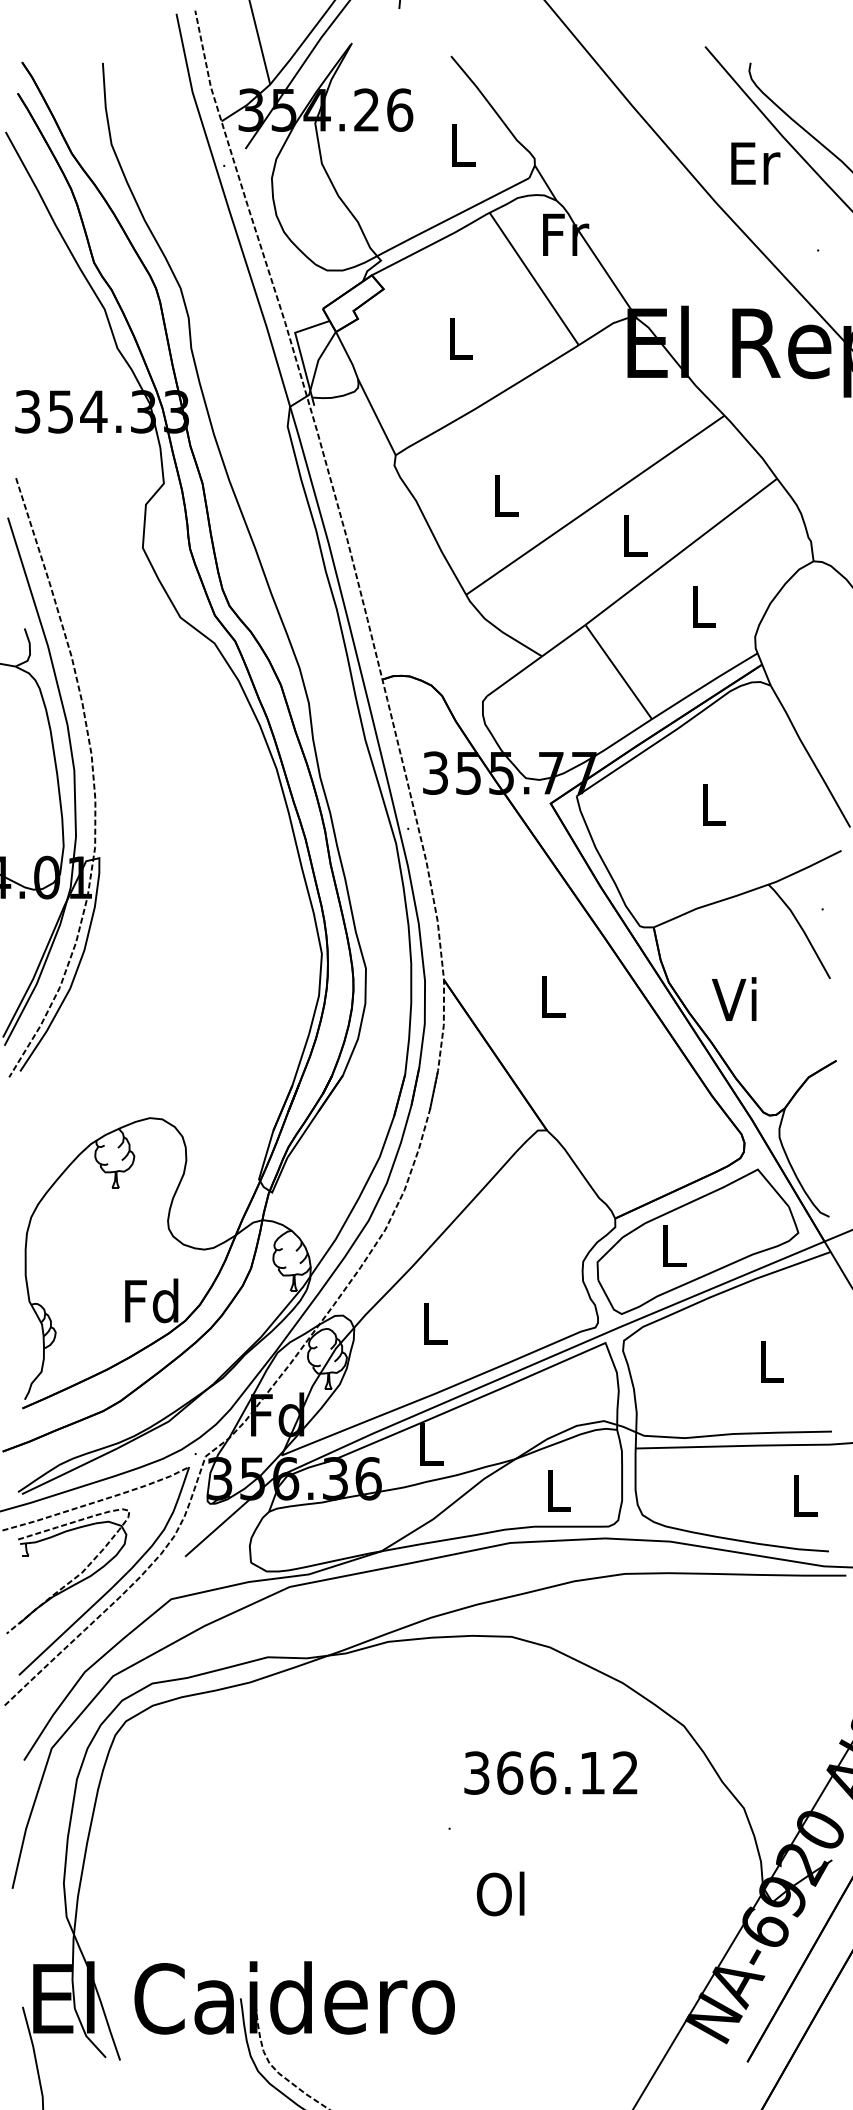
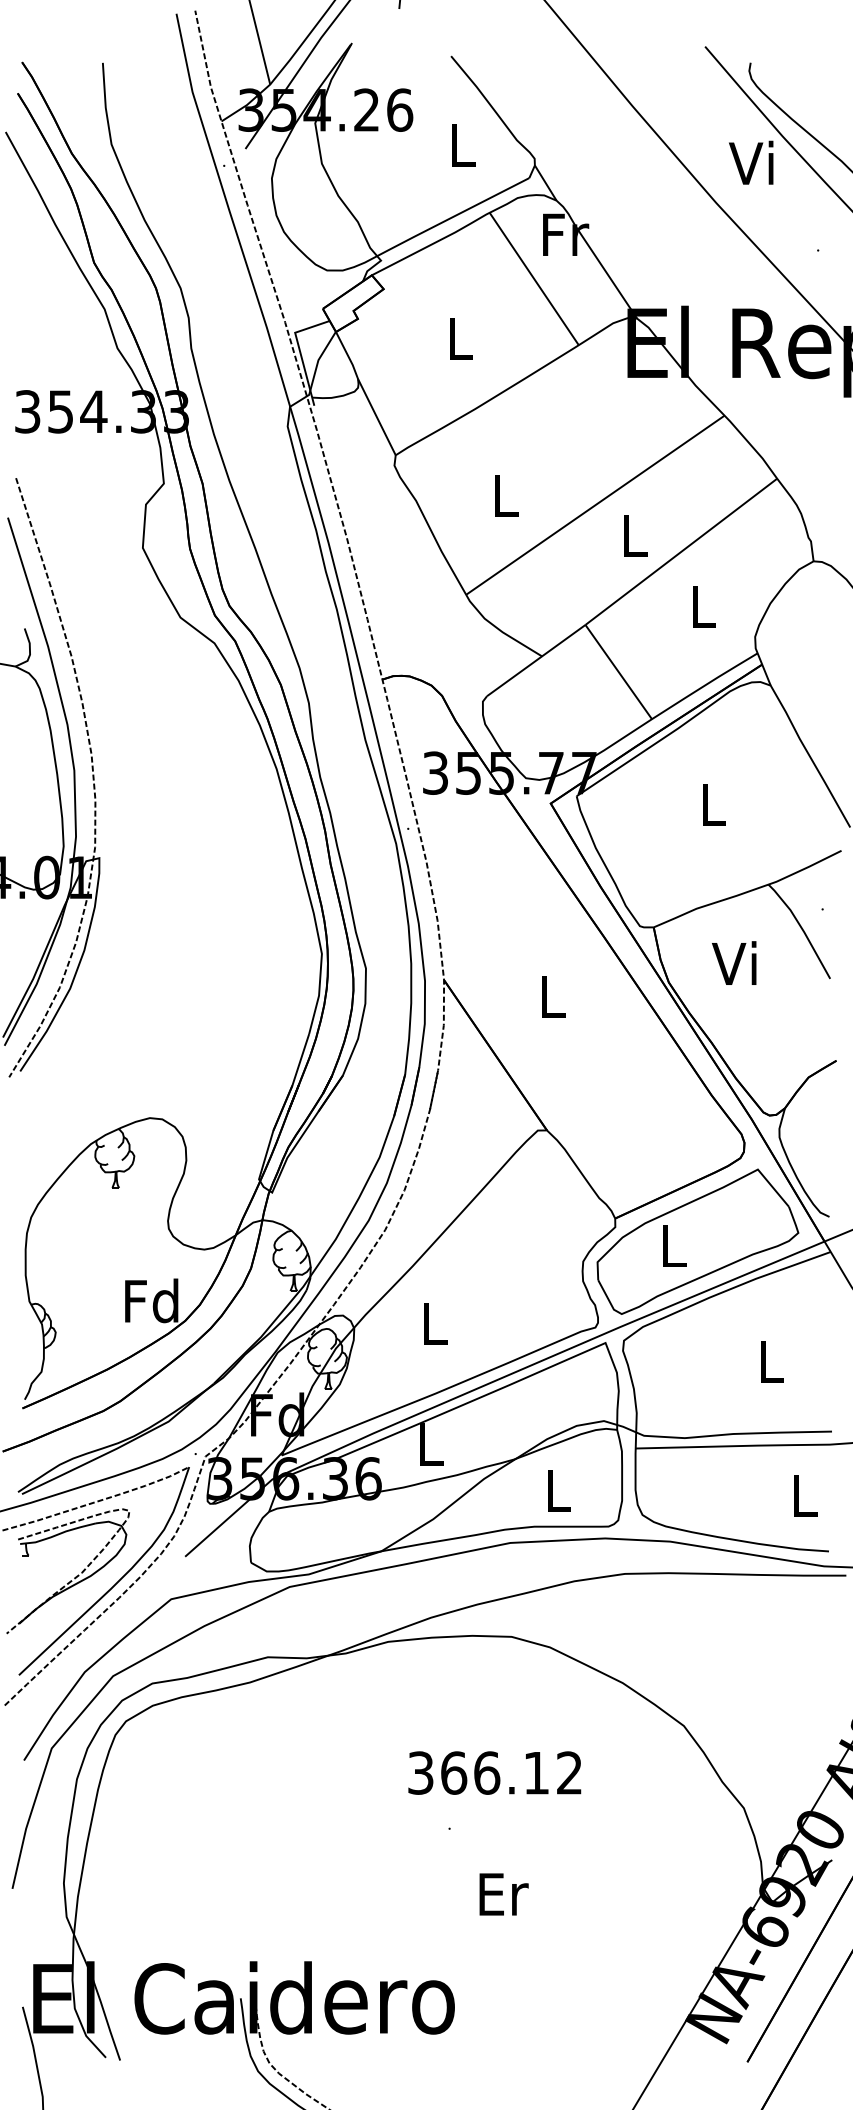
text: Er -> Vi (754, 162)
text position: (734, 998) -> (734, 962) (734, 962)
text position: (550, 1772) -> (494, 1772) (494, 1772)
text: Ol -> Er (502, 1893)
